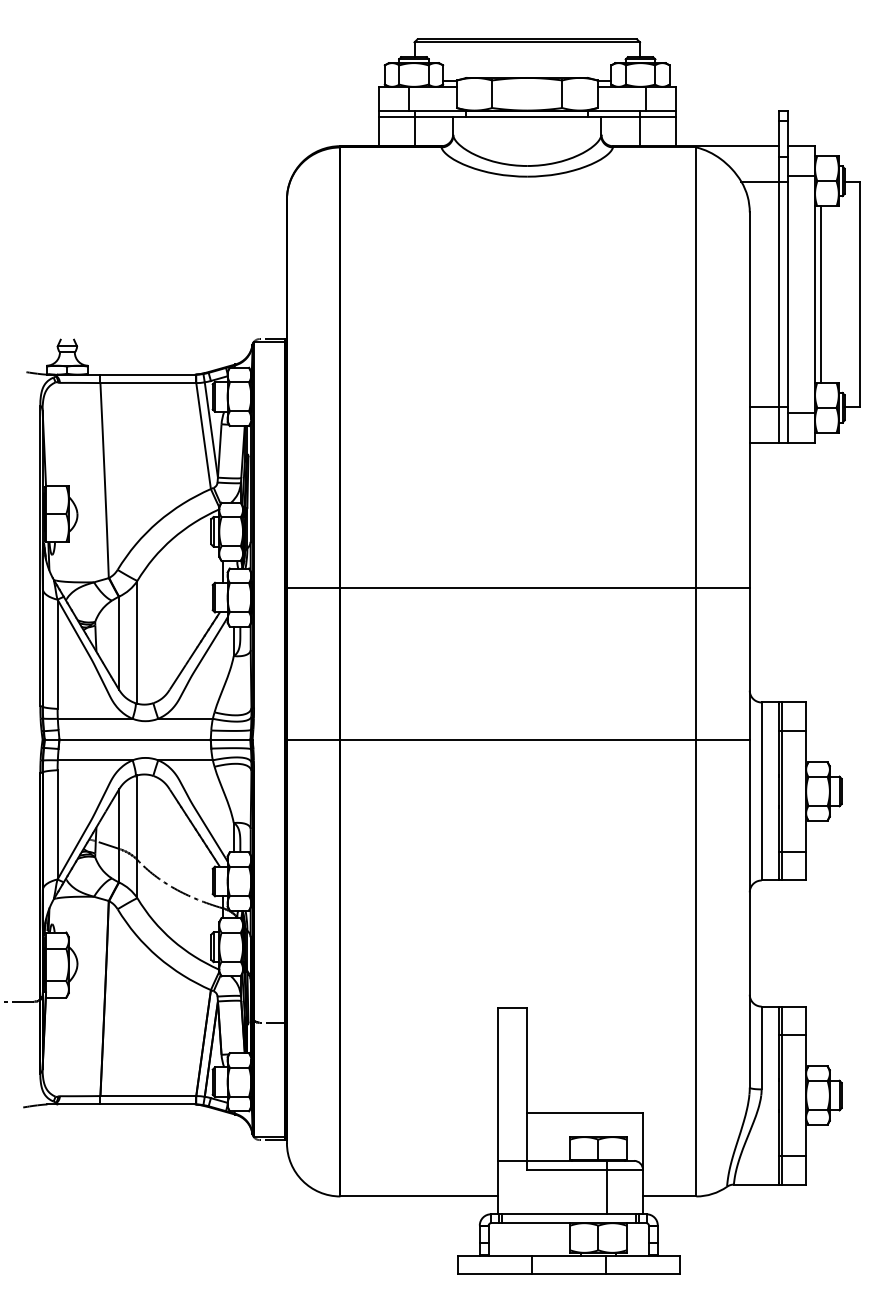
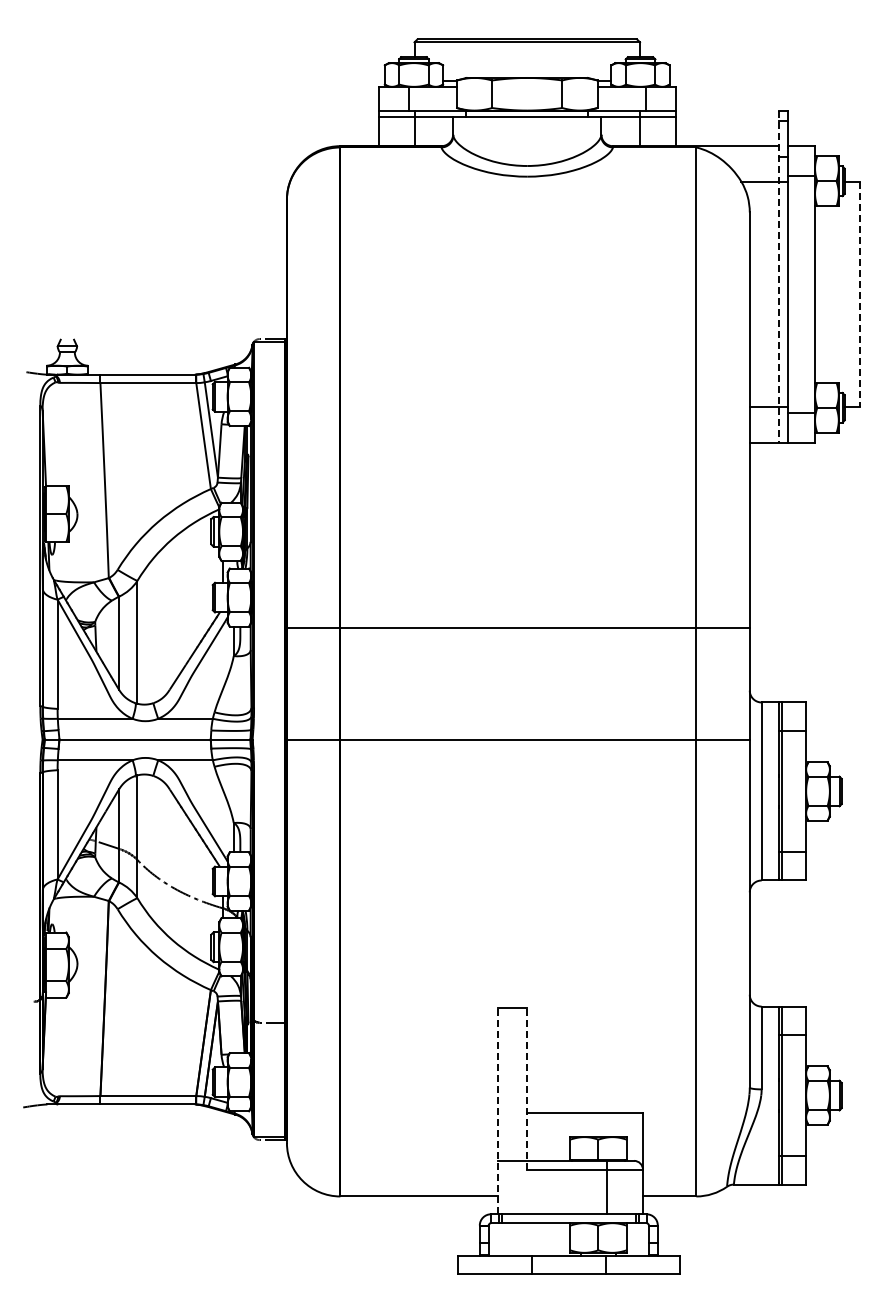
line: solid -> dashed (779, 277)
line: present -> none (820, 294)
line: solid -> dashed (859, 294)
line position: (517, 587) -> (517, 627) (517, 627)
line: present -> none (17, 1001)
line: solid -> dashed (527, 1088)
line: solid -> dashed (497, 1110)
